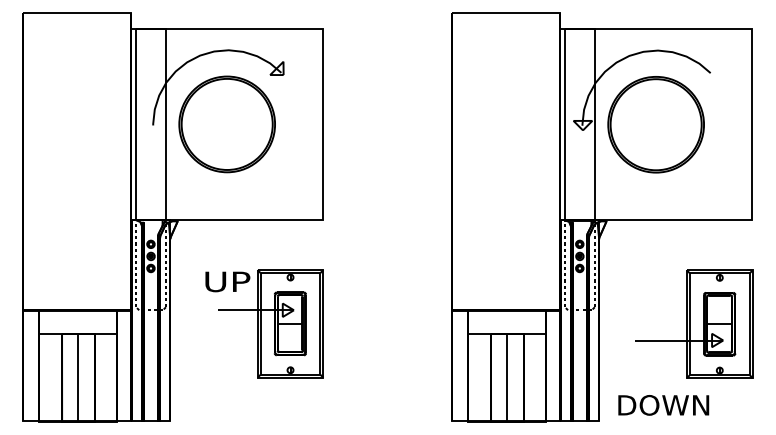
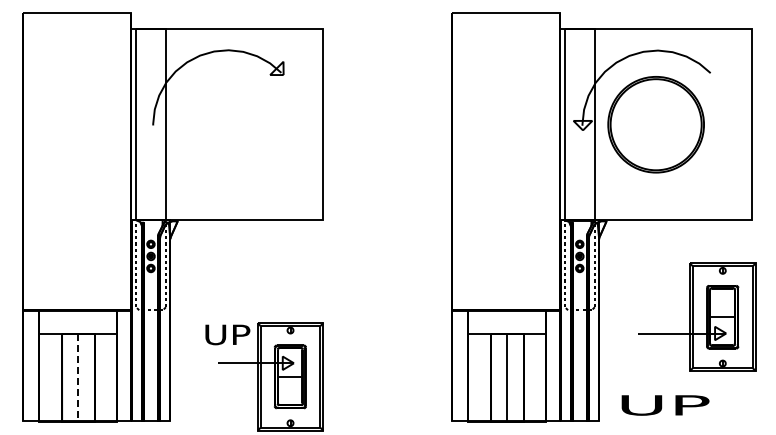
part: present -> none (226, 124)
part position: (264, 323) -> (264, 376) (264, 376)
part position: (694, 323) -> (697, 316) (697, 316)
line: solid -> dashed (78, 377)
text: DOWN -> UP (663, 405)
